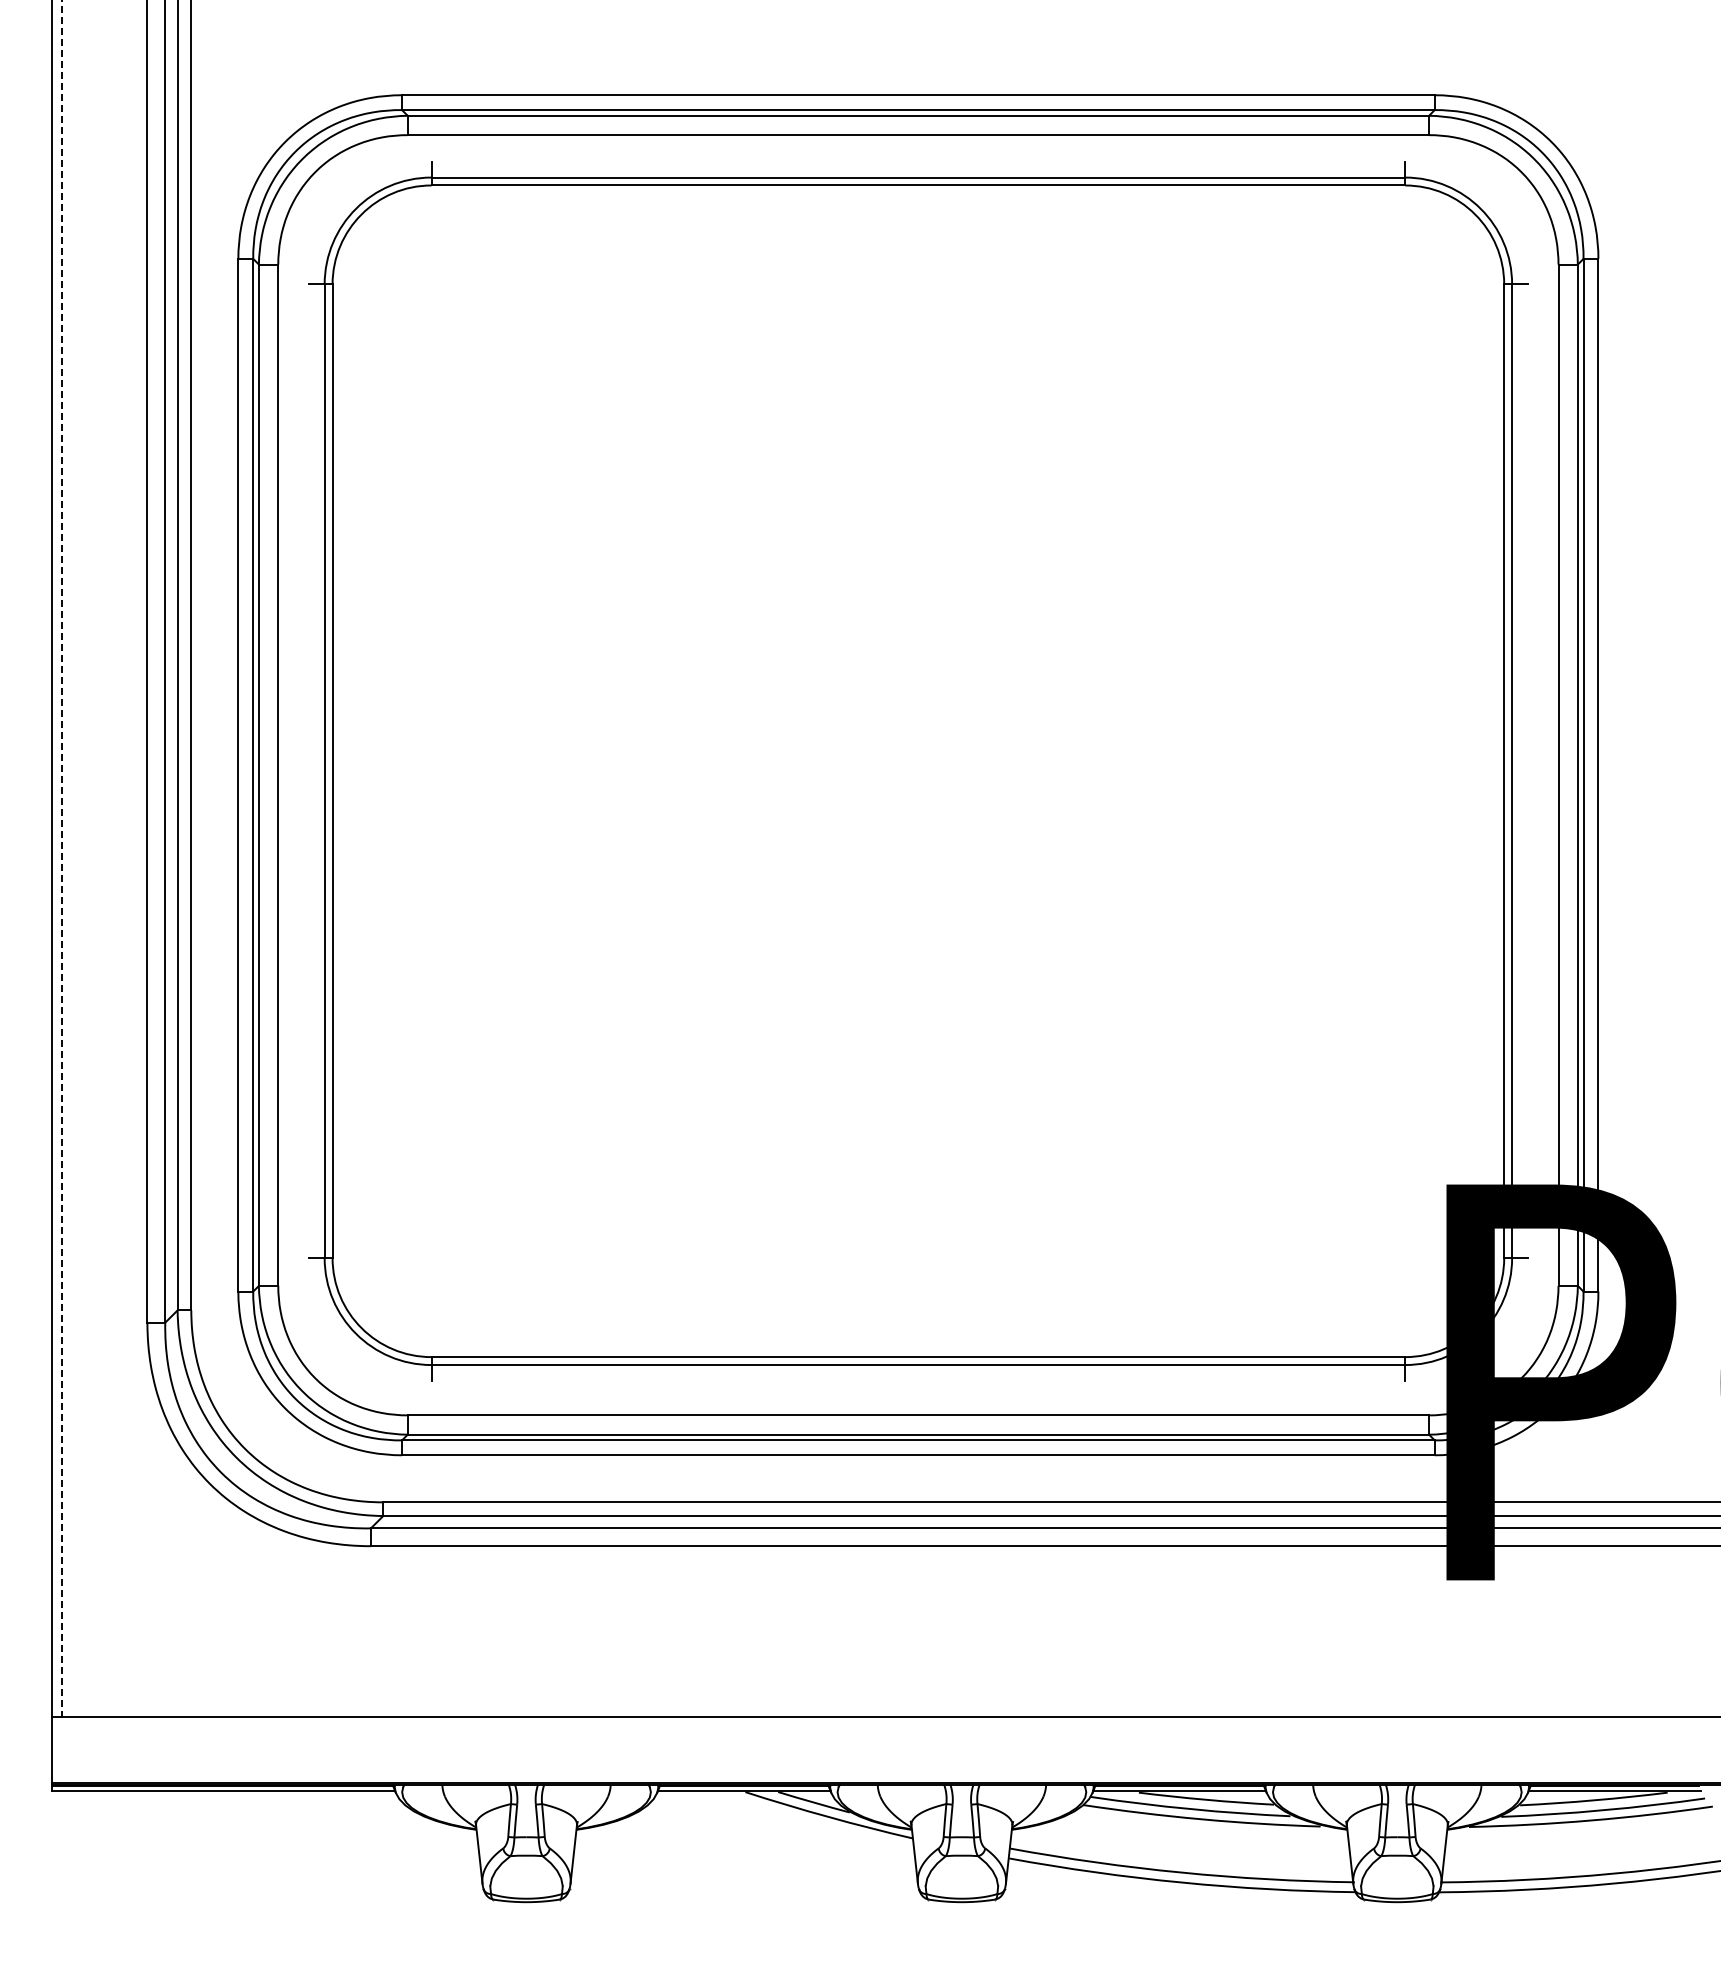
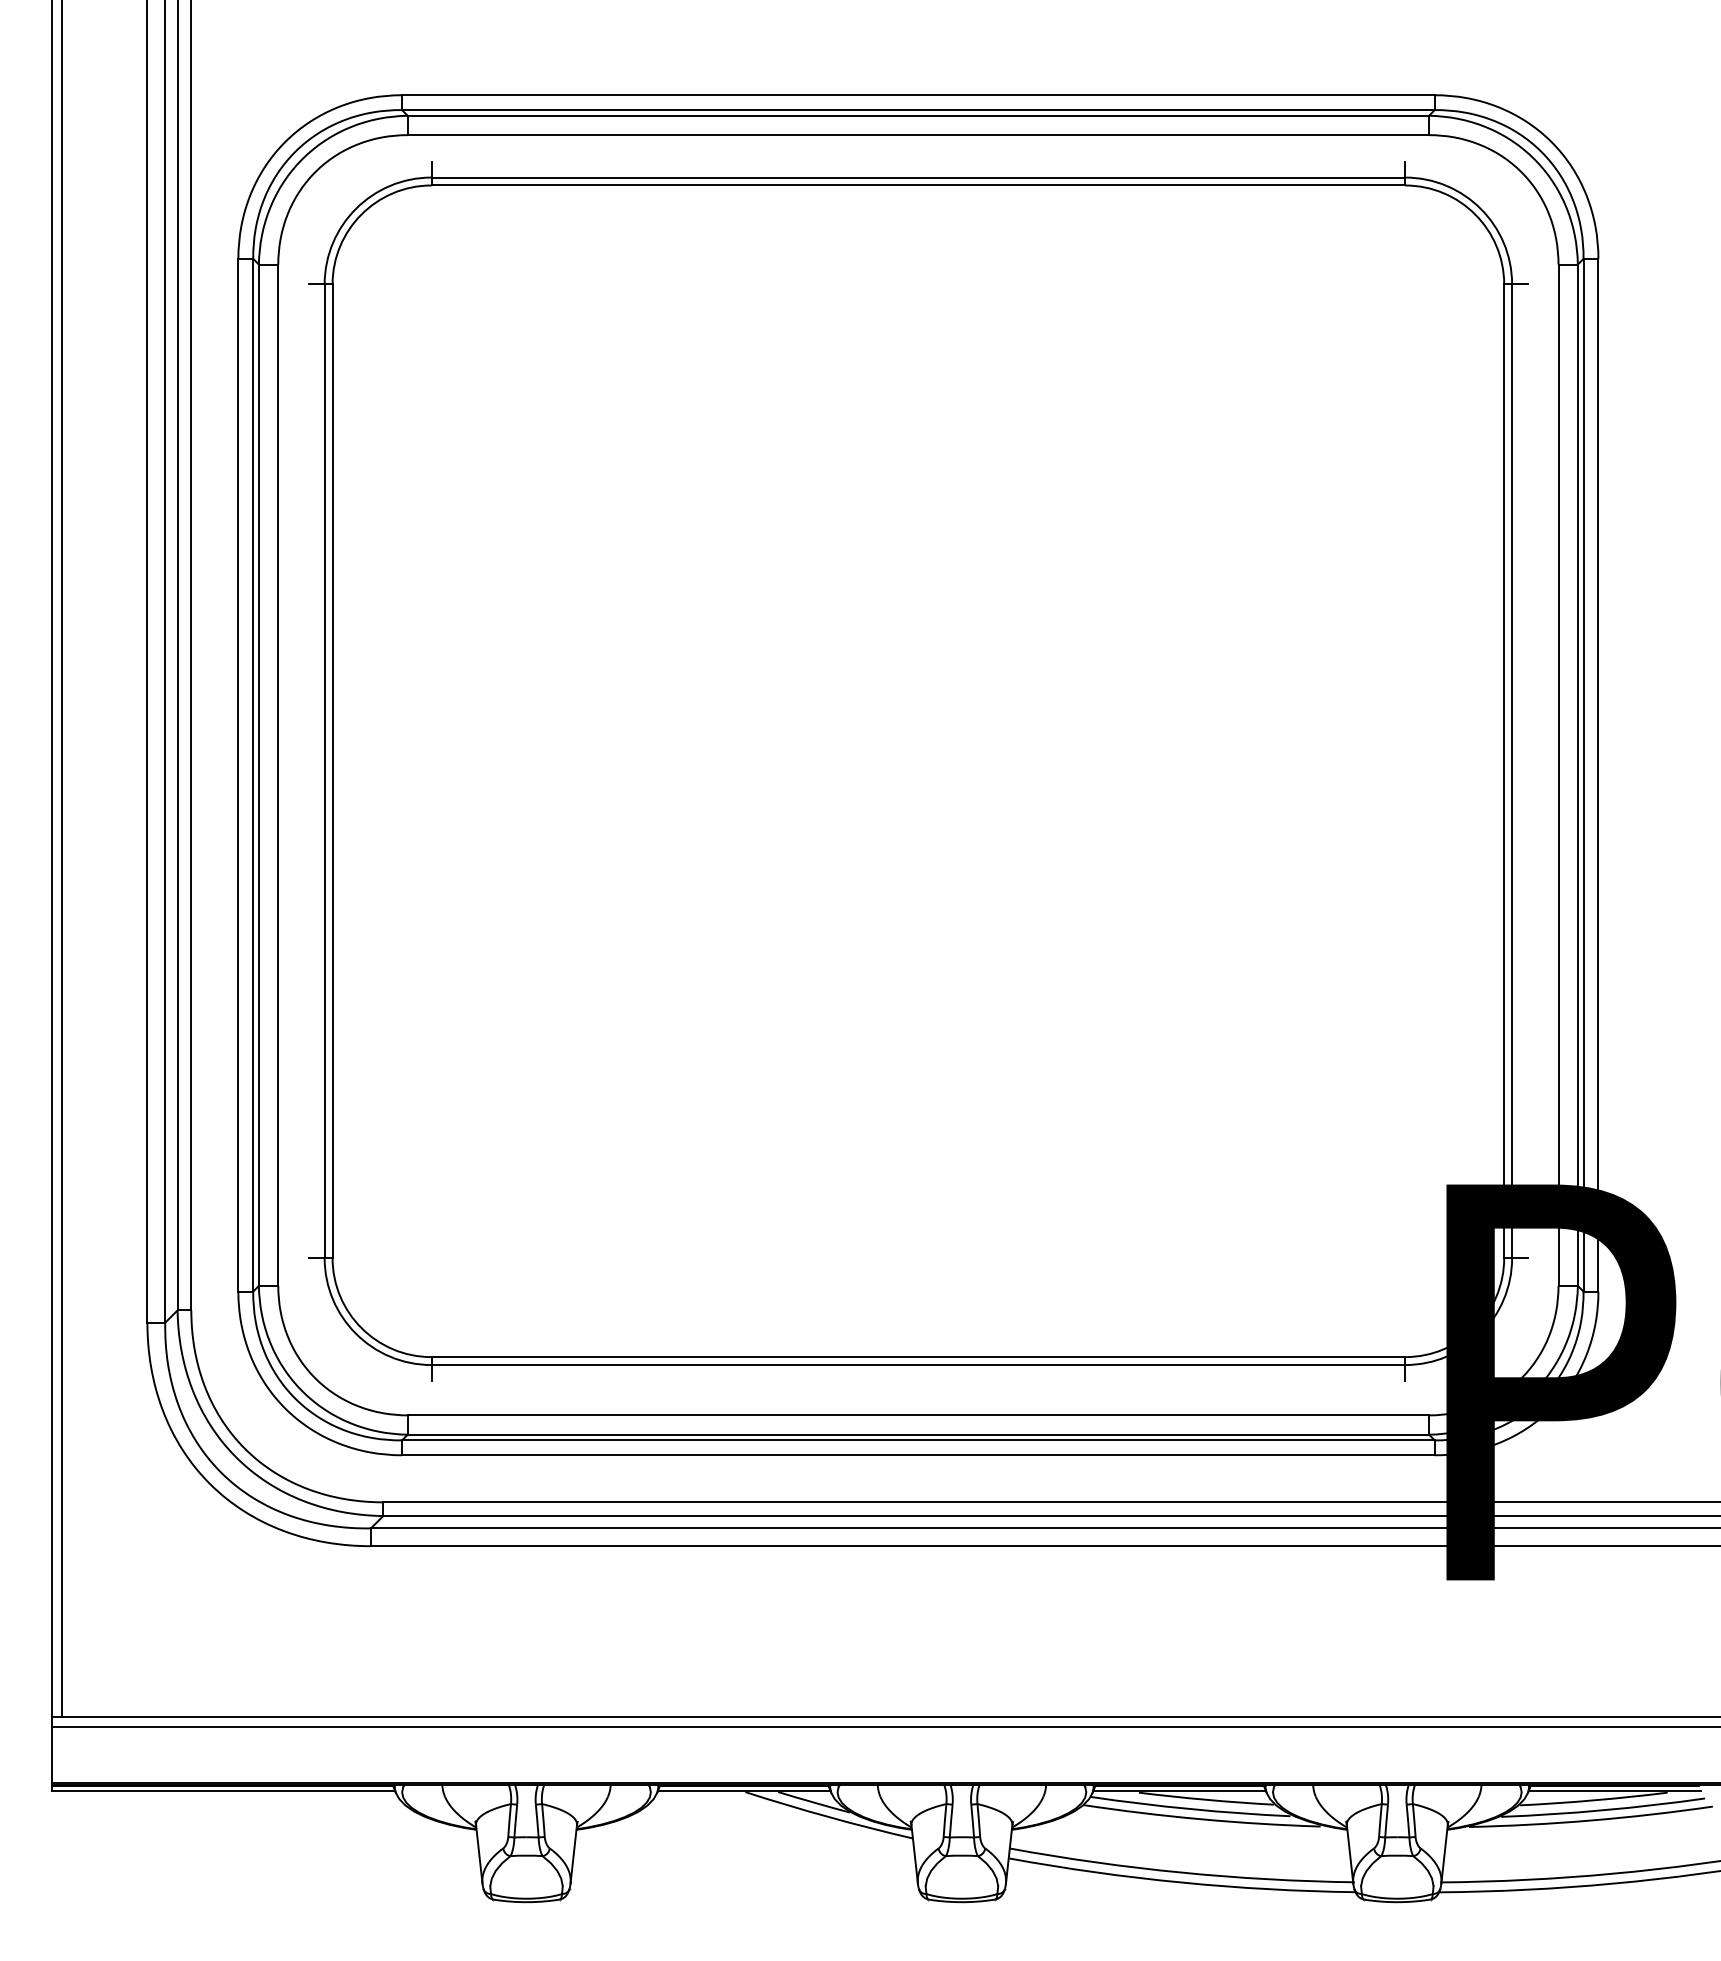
line: dashed -> solid (61, 859)
line: none -> present (884, 1727)
